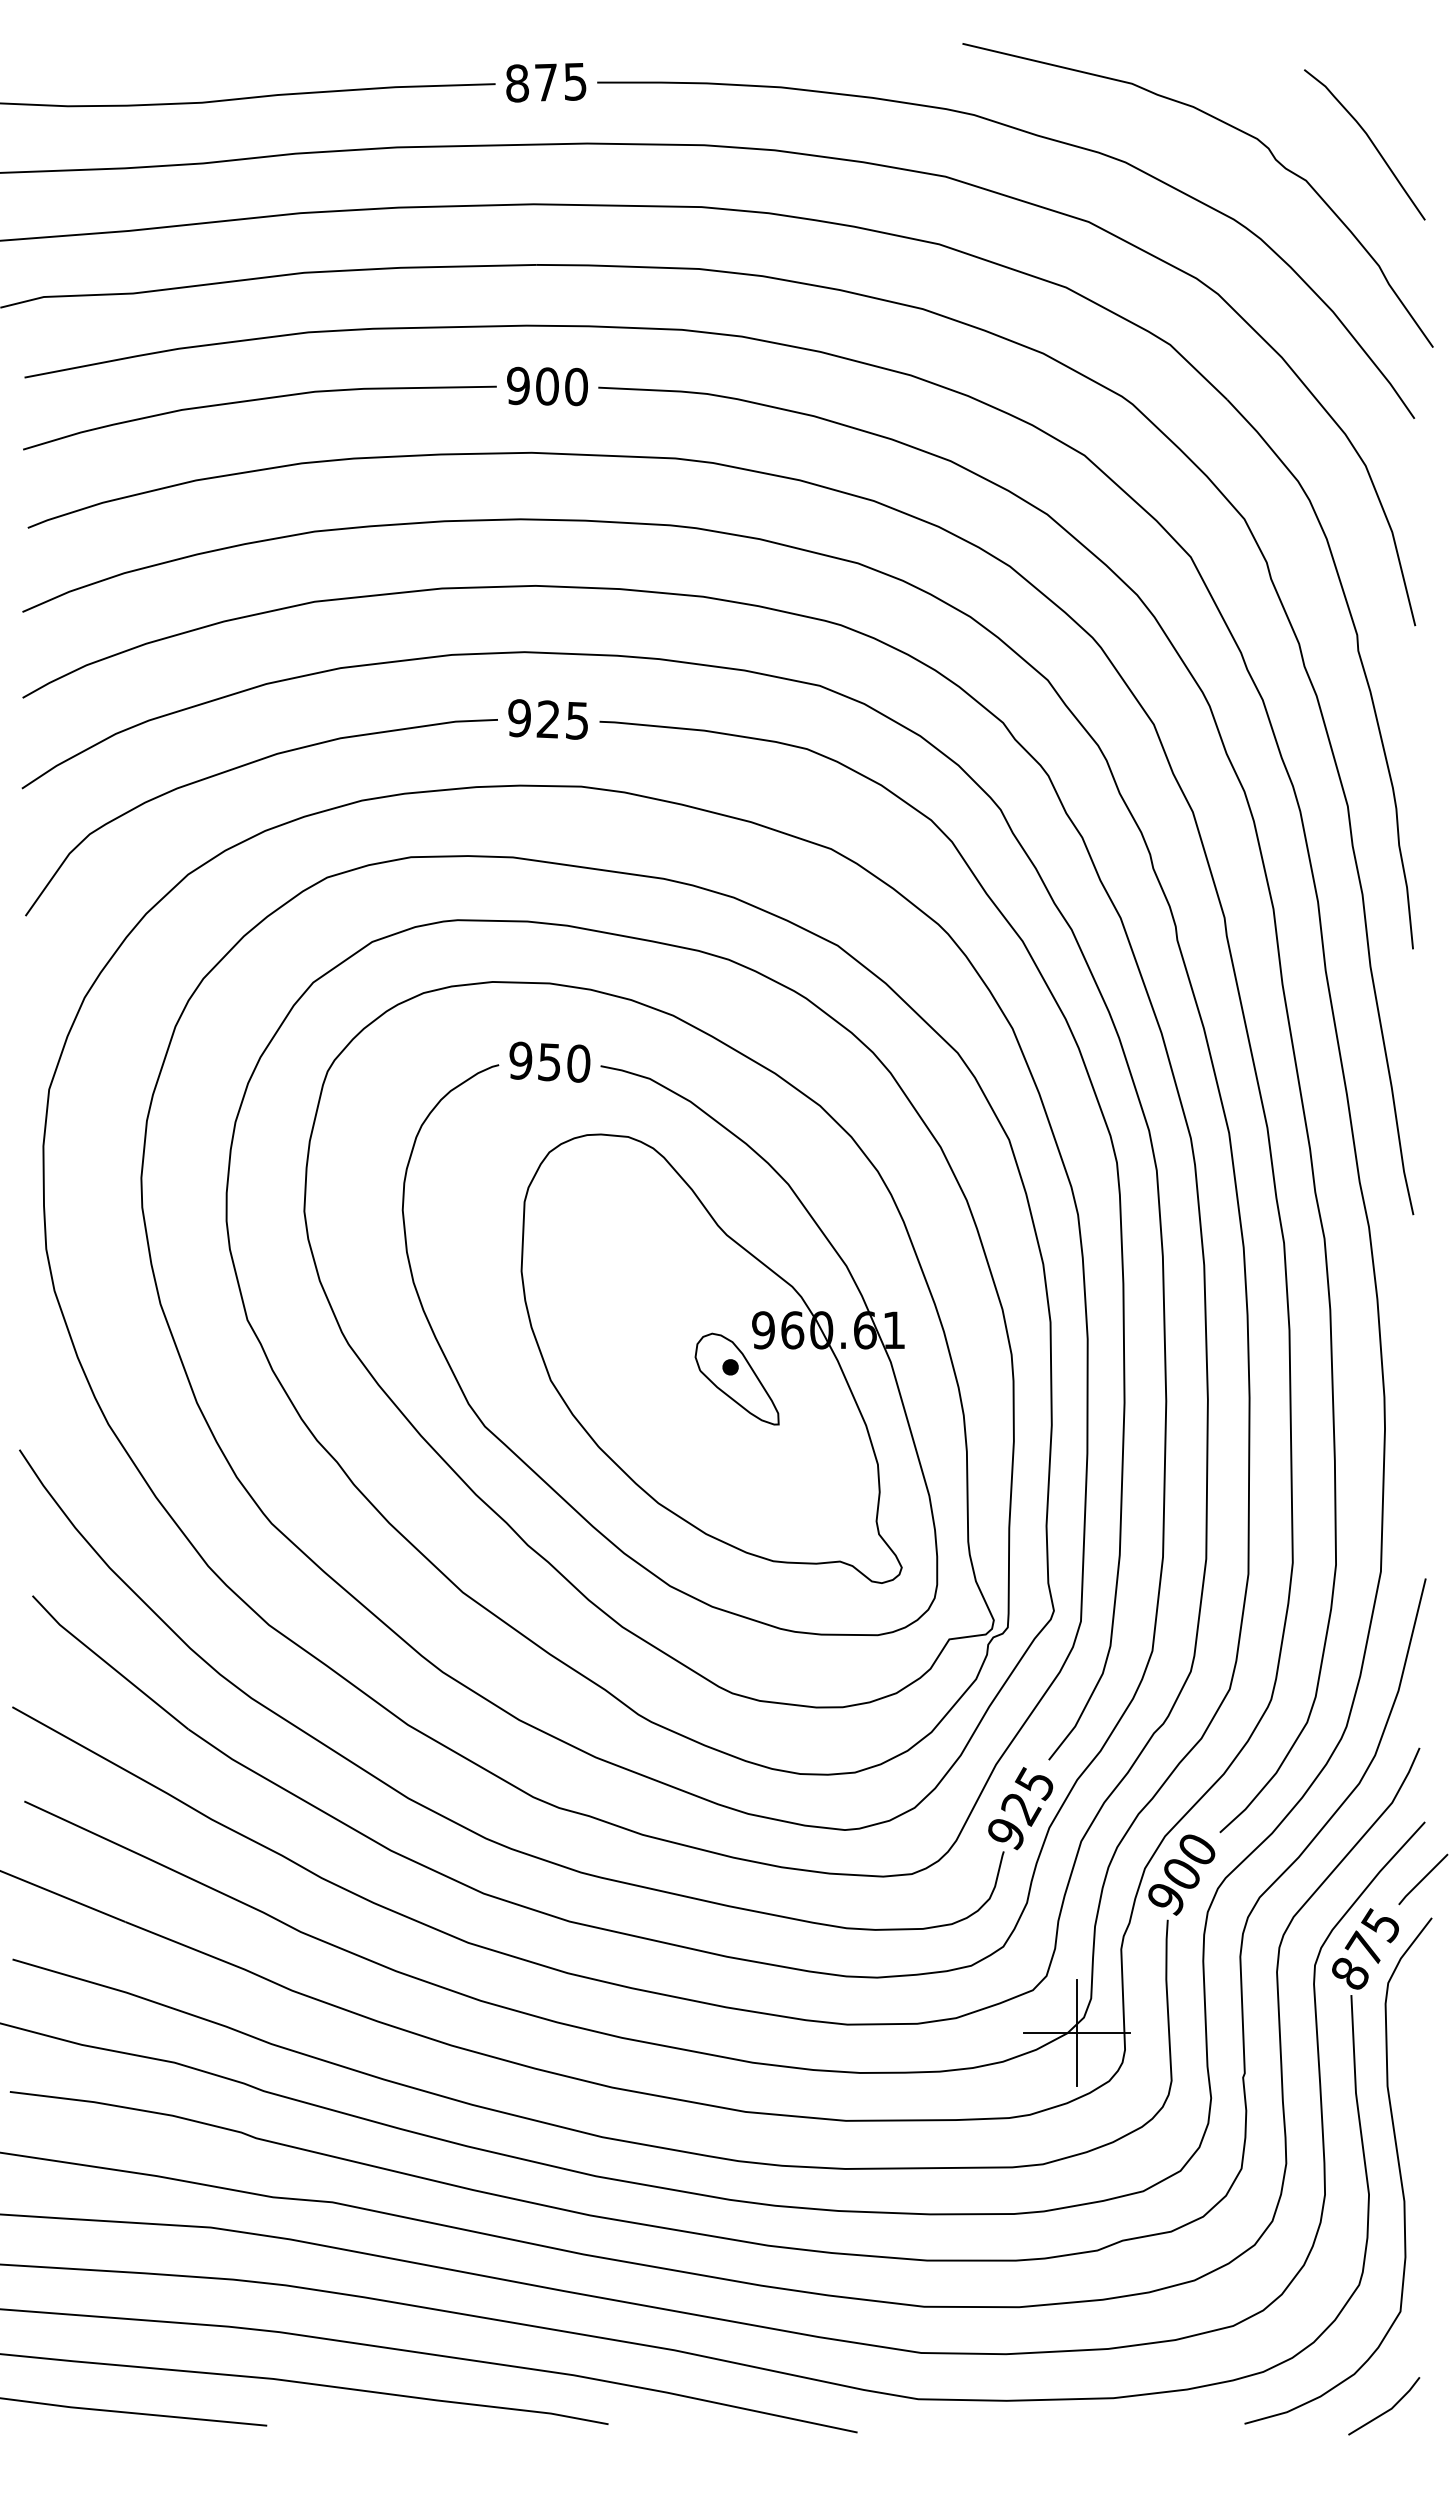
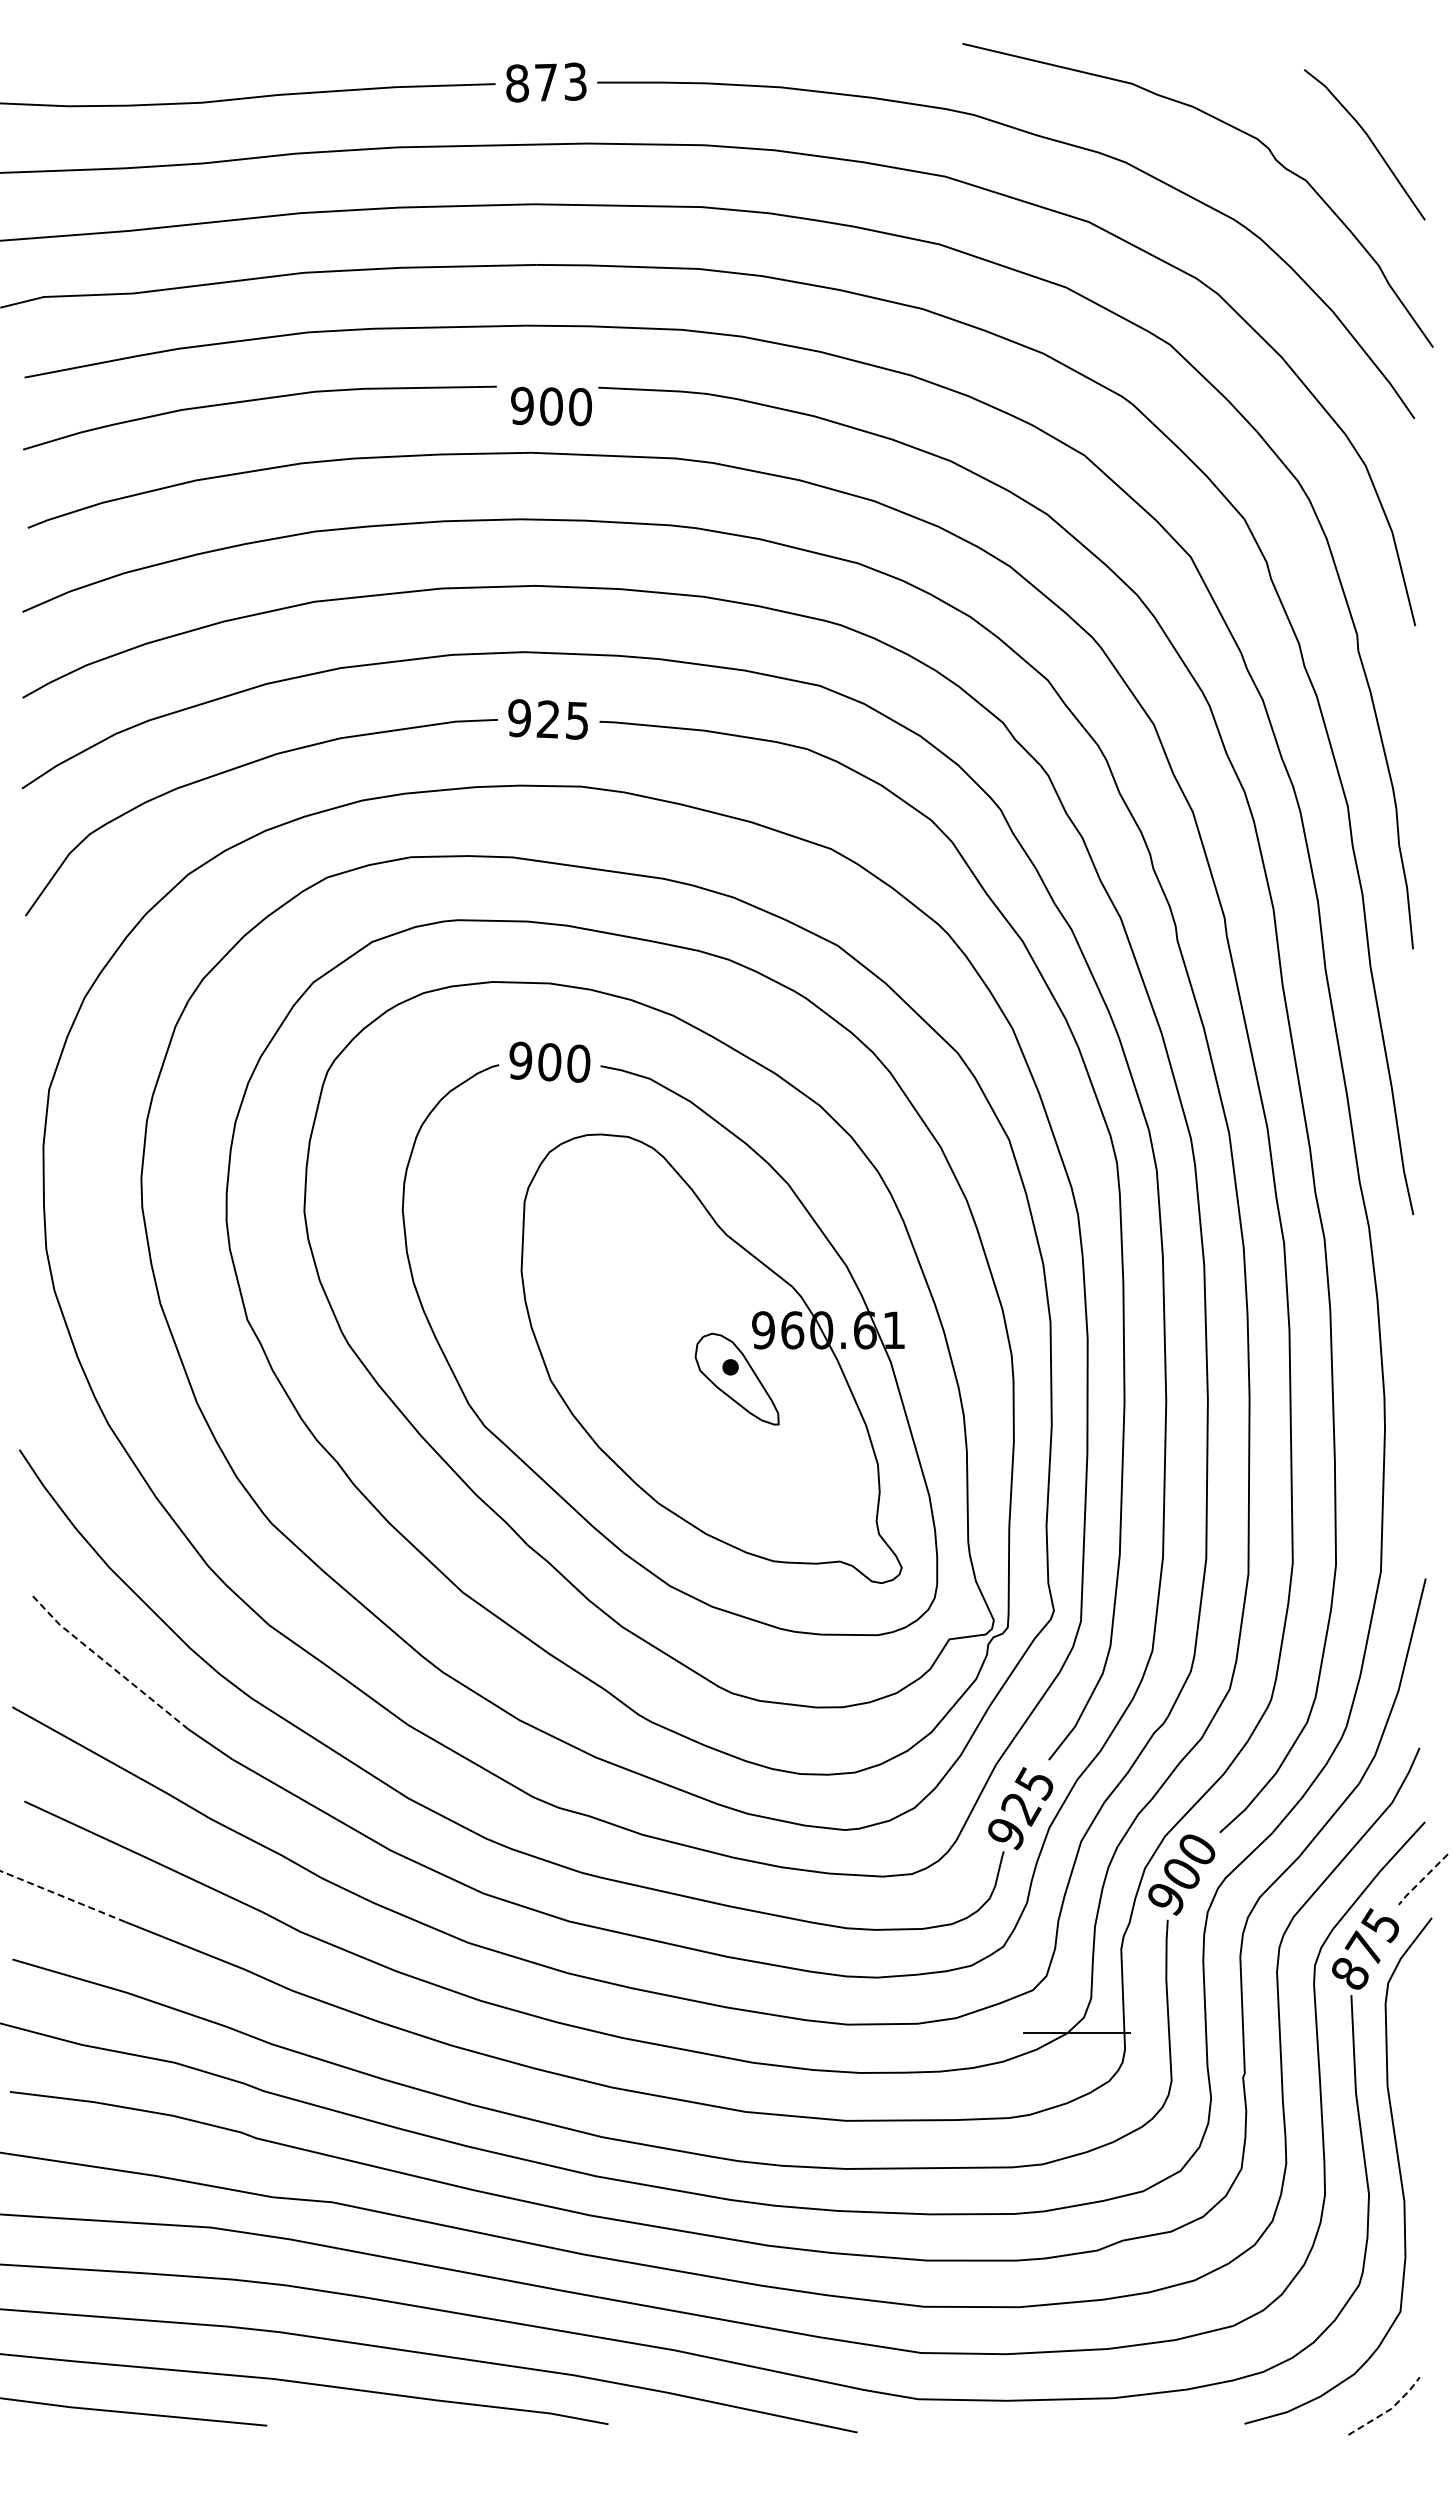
text: 875 -> 873 (575, 81)
text position: (547, 386) -> (551, 406) (551, 406)
text: 950 -> 900 (549, 1062)
line: solid -> dashed (107, 1663)
line: solid -> dashed (1422, 1879)
line: solid -> dashed (62, 1896)
line: present -> none (1077, 2032)
line: solid -> dashed (1389, 2410)
